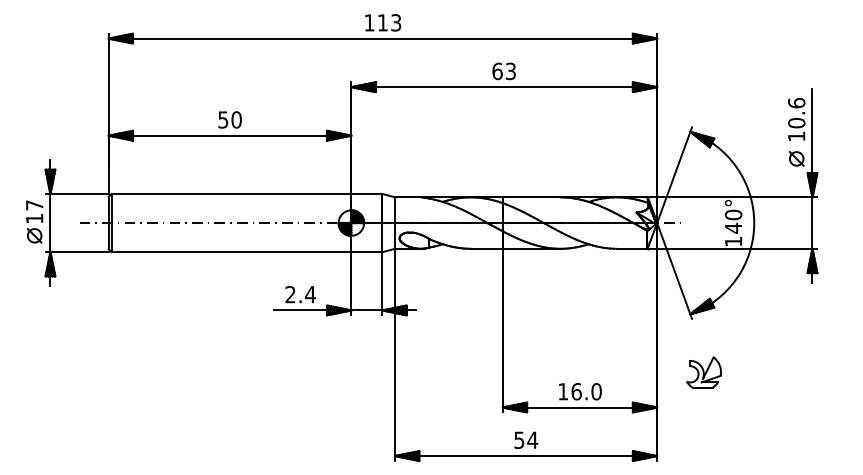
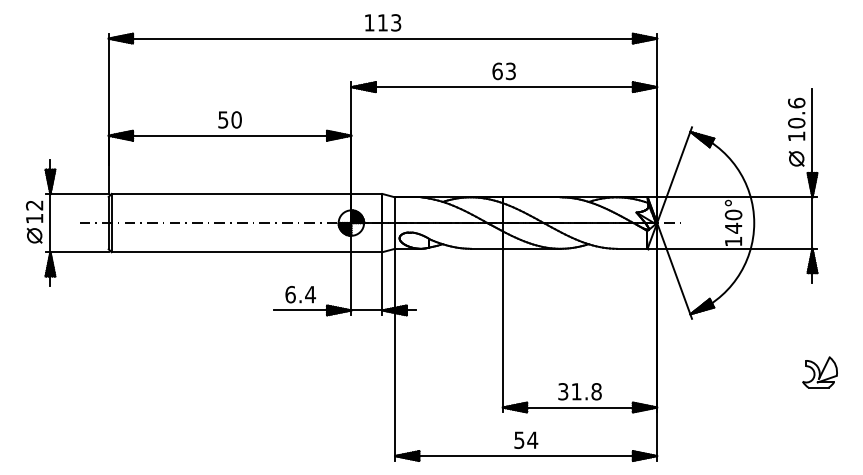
text: 17 -> 12 (34, 205)
text: 2.4 -> 6.4 (290, 294)
part position: (703, 372) -> (819, 372) (819, 372)
text: 16.0 -> 31.8 (579, 391)
